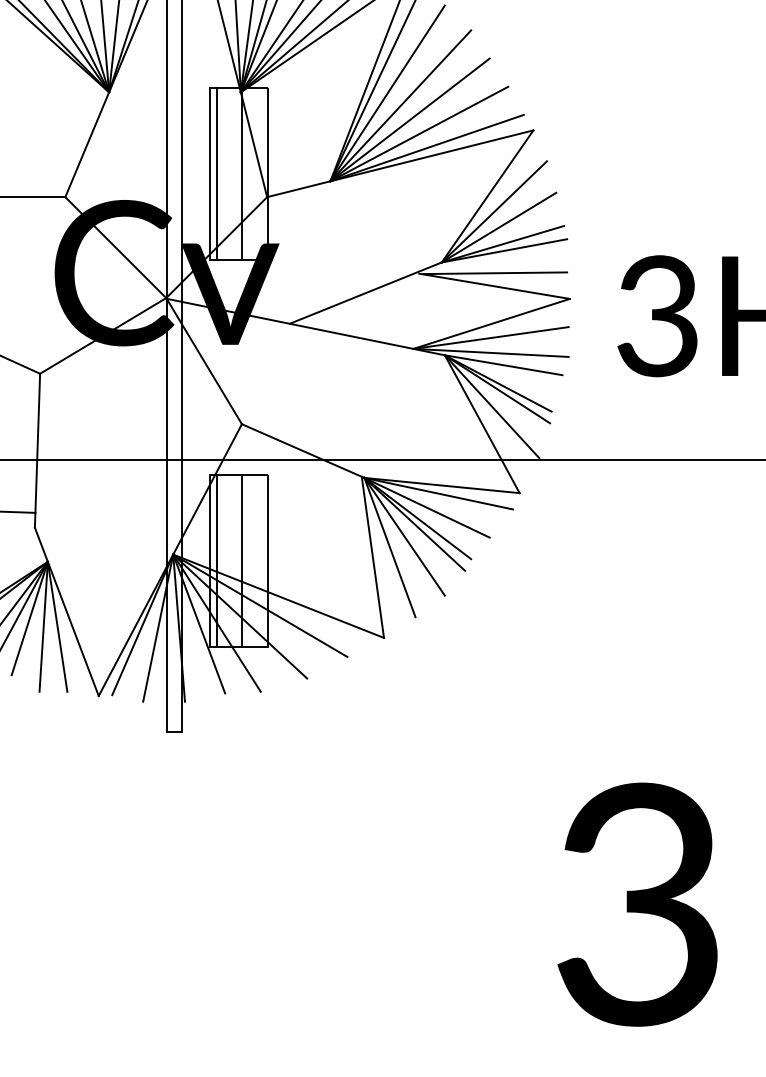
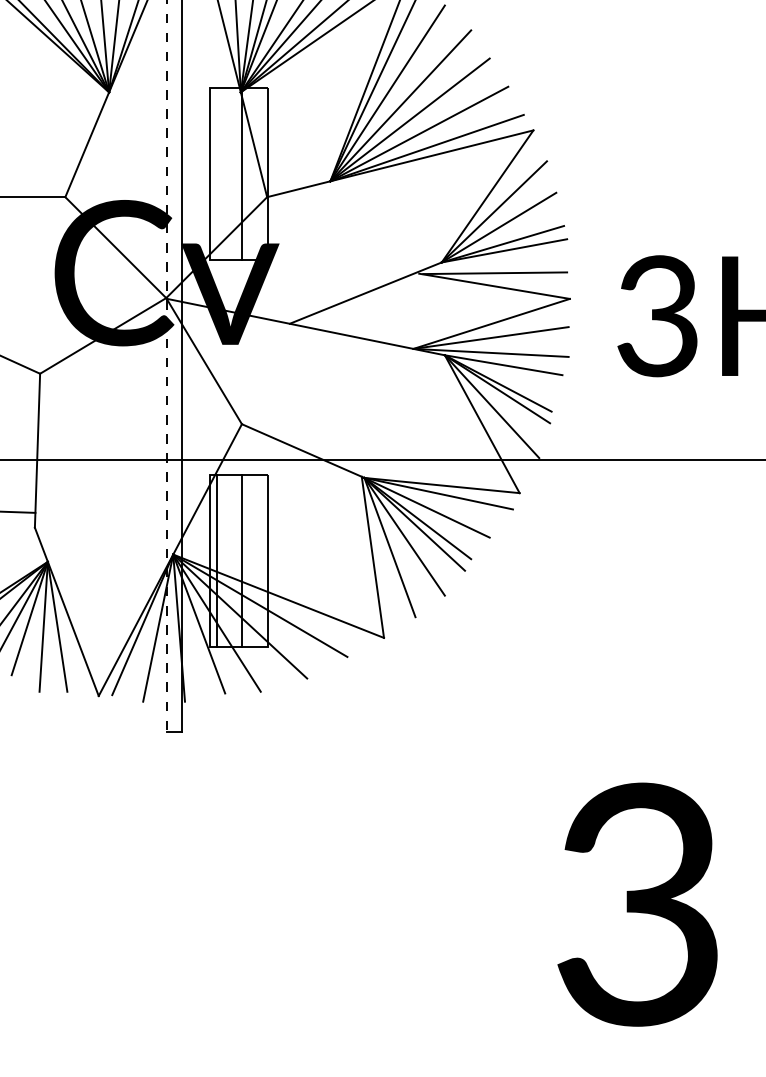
line: present -> none (216, 174)
line: solid -> dashed (167, 366)
